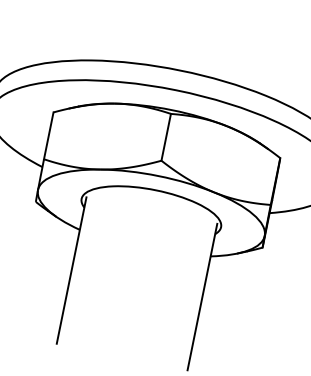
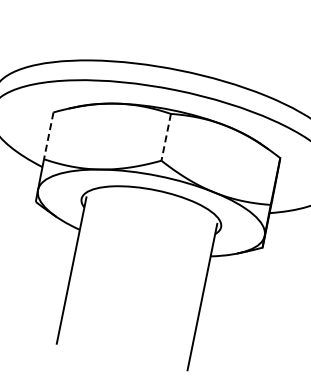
line: solid -> dashed (48, 135)
line: solid -> dashed (166, 137)
